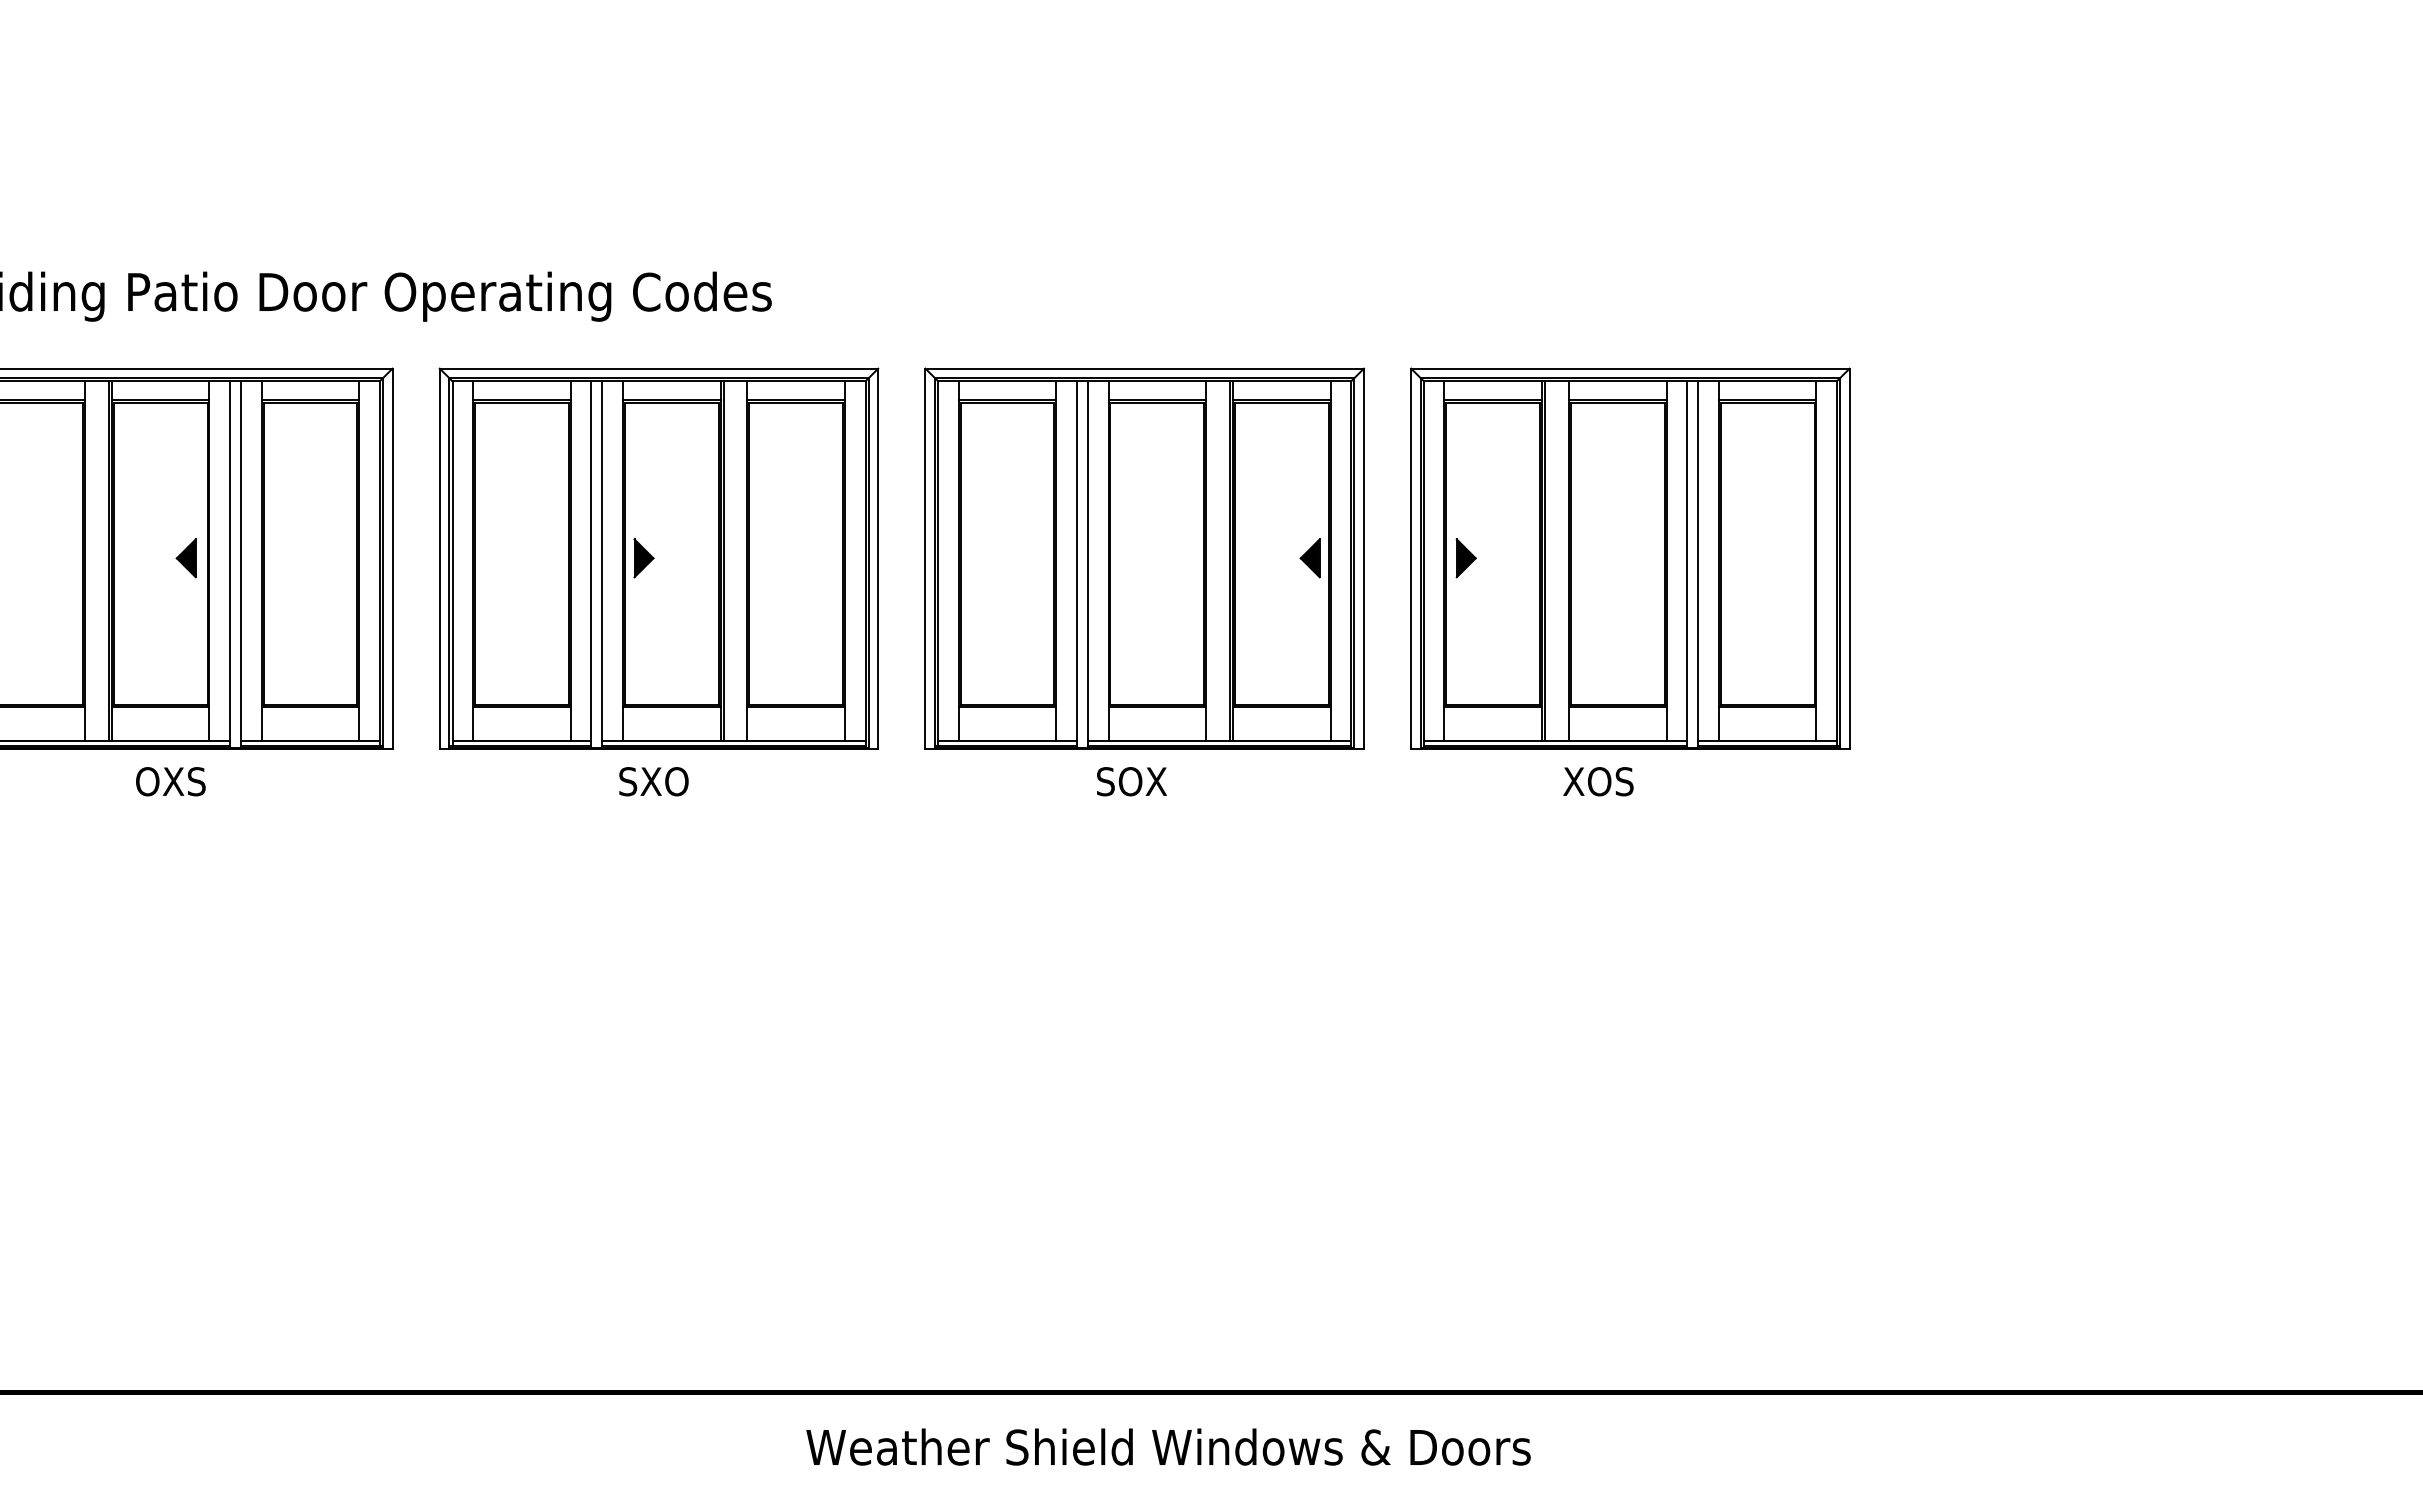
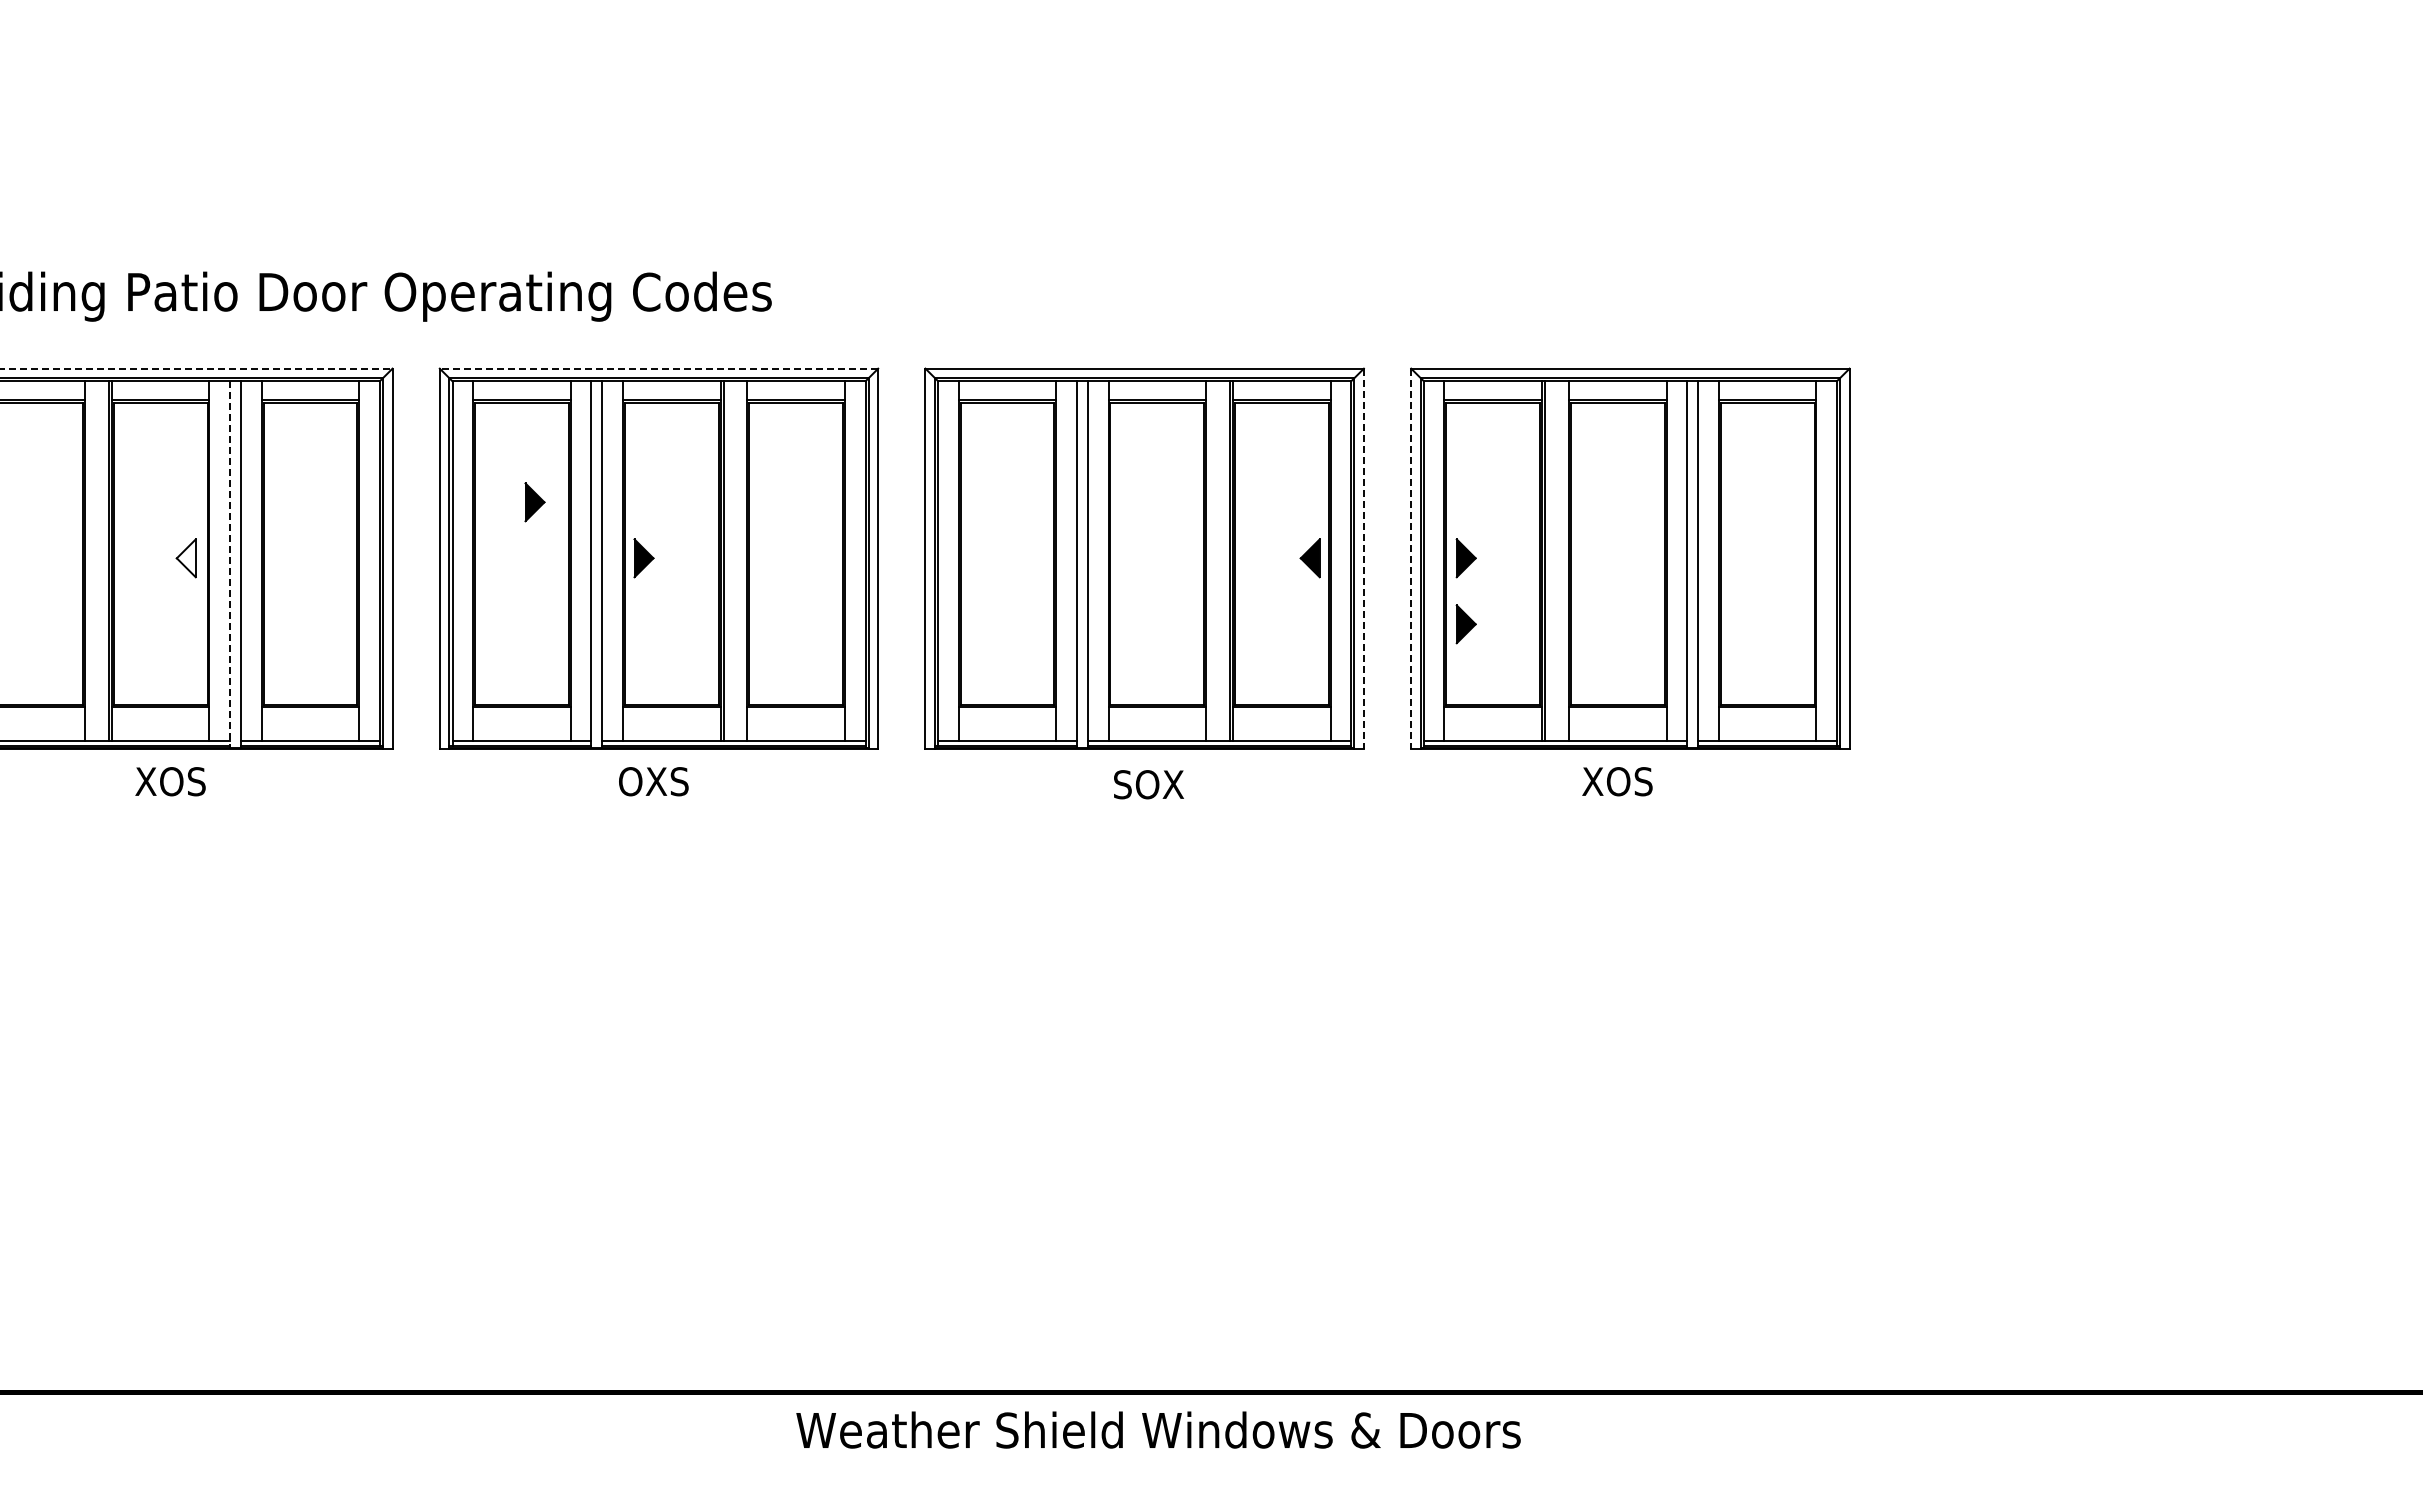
line: solid -> dashed (196, 368)
line: solid -> dashed (658, 368)
part: none -> present (534, 502)
fill: present -> none (185, 558)
line: solid -> dashed (1363, 559)
line: solid -> dashed (1411, 559)
line: solid -> dashed (230, 564)
part: none -> present (1465, 624)
text: OXS -> XOS (159, 781)
text: SXO -> OXS (653, 781)
text position: (1131, 781) -> (1148, 784) (1148, 784)
text position: (1598, 781) -> (1617, 781) (1617, 781)
text position: (1168, 1446) -> (1158, 1429) (1158, 1429)
